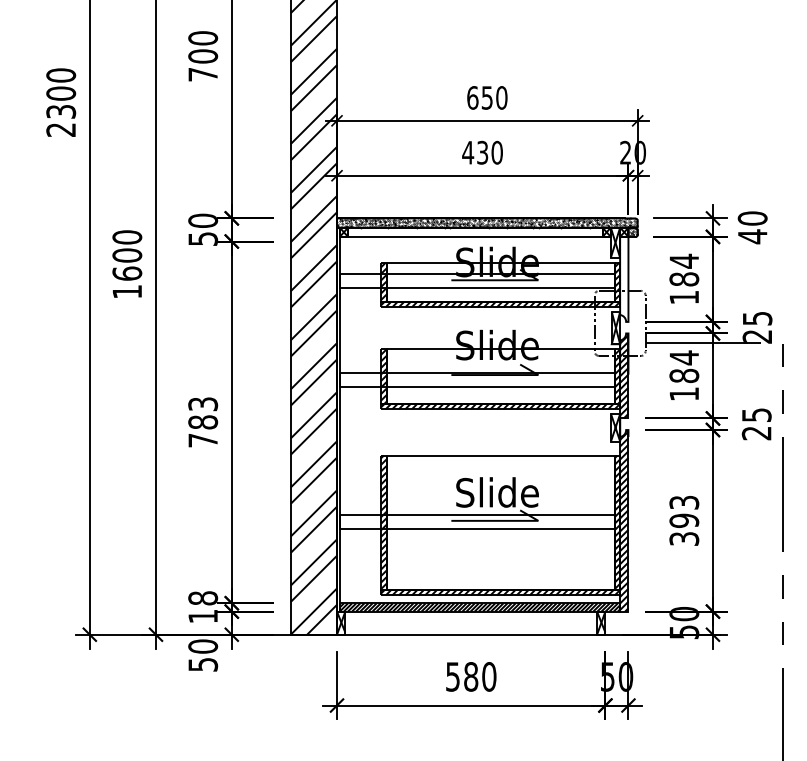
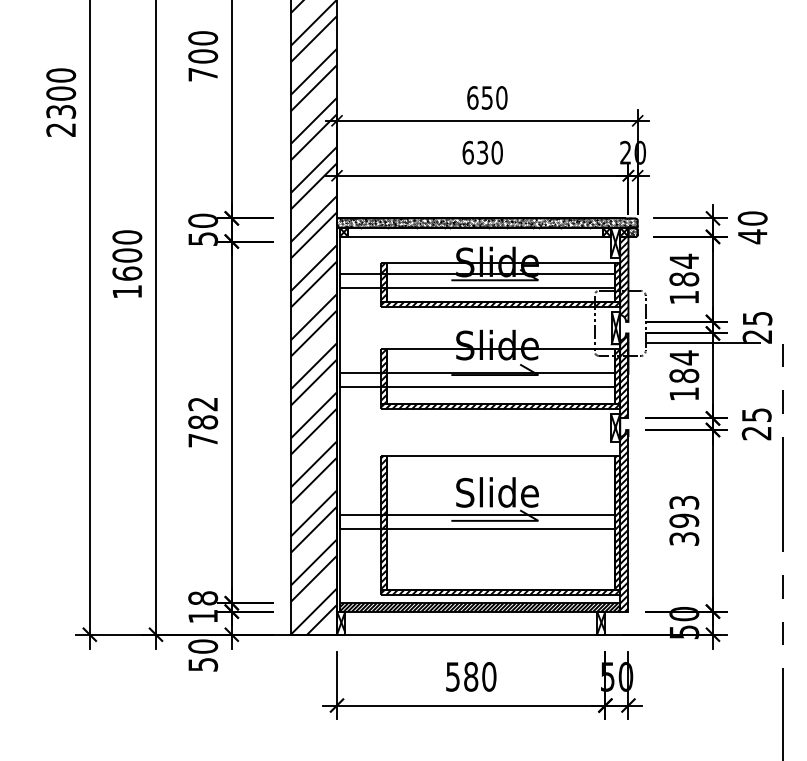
text: 430 -> 630 (468, 152)
hatch: none -> present (624, 278)
text: 783 -> 782 (203, 404)
